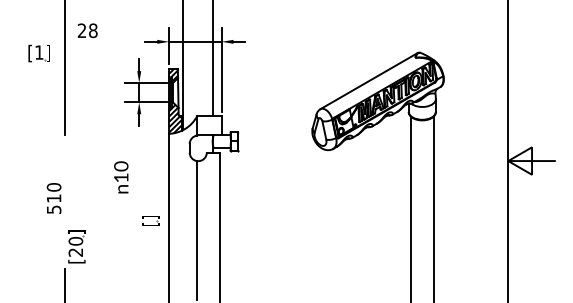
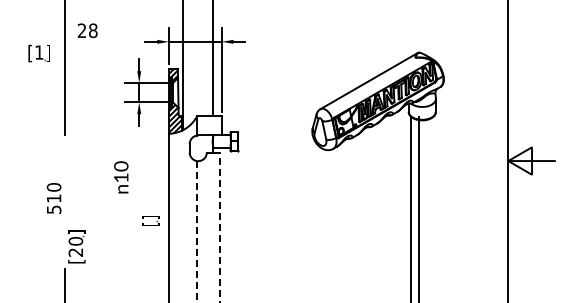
line position: (433, 207) -> (418, 207) (418, 207)
line: solid -> dashed (219, 228)
line: solid -> dashed (197, 230)
